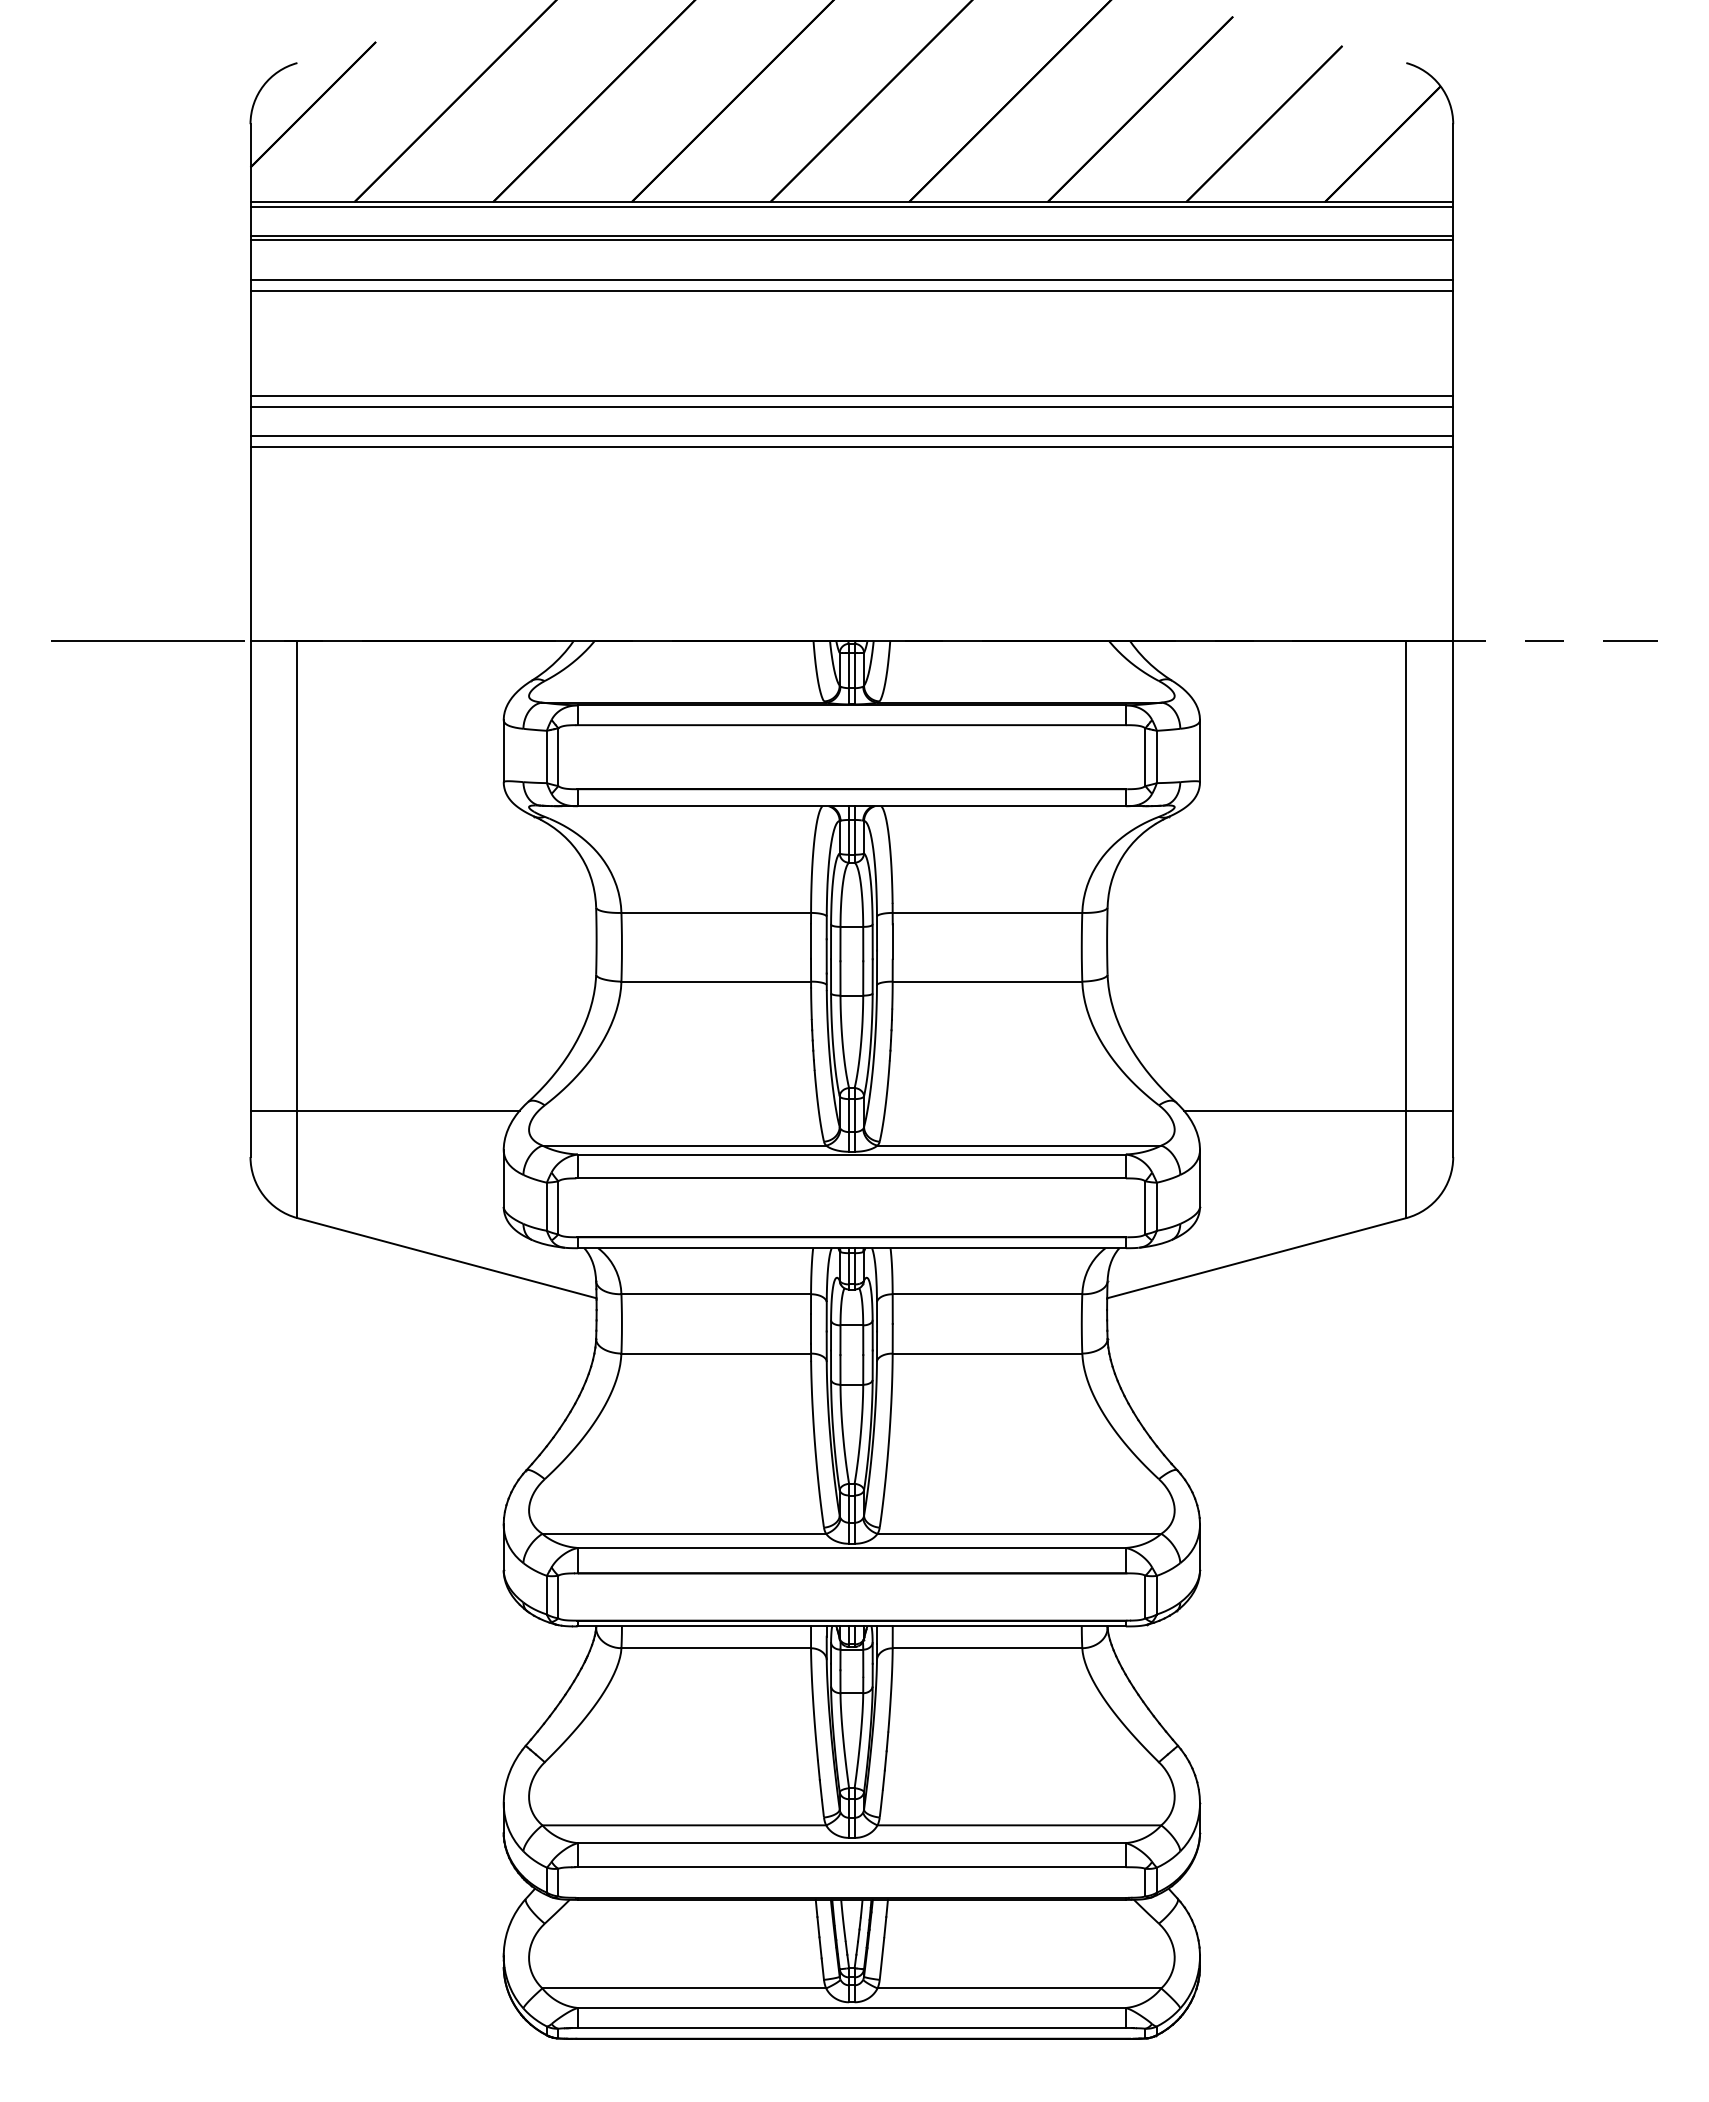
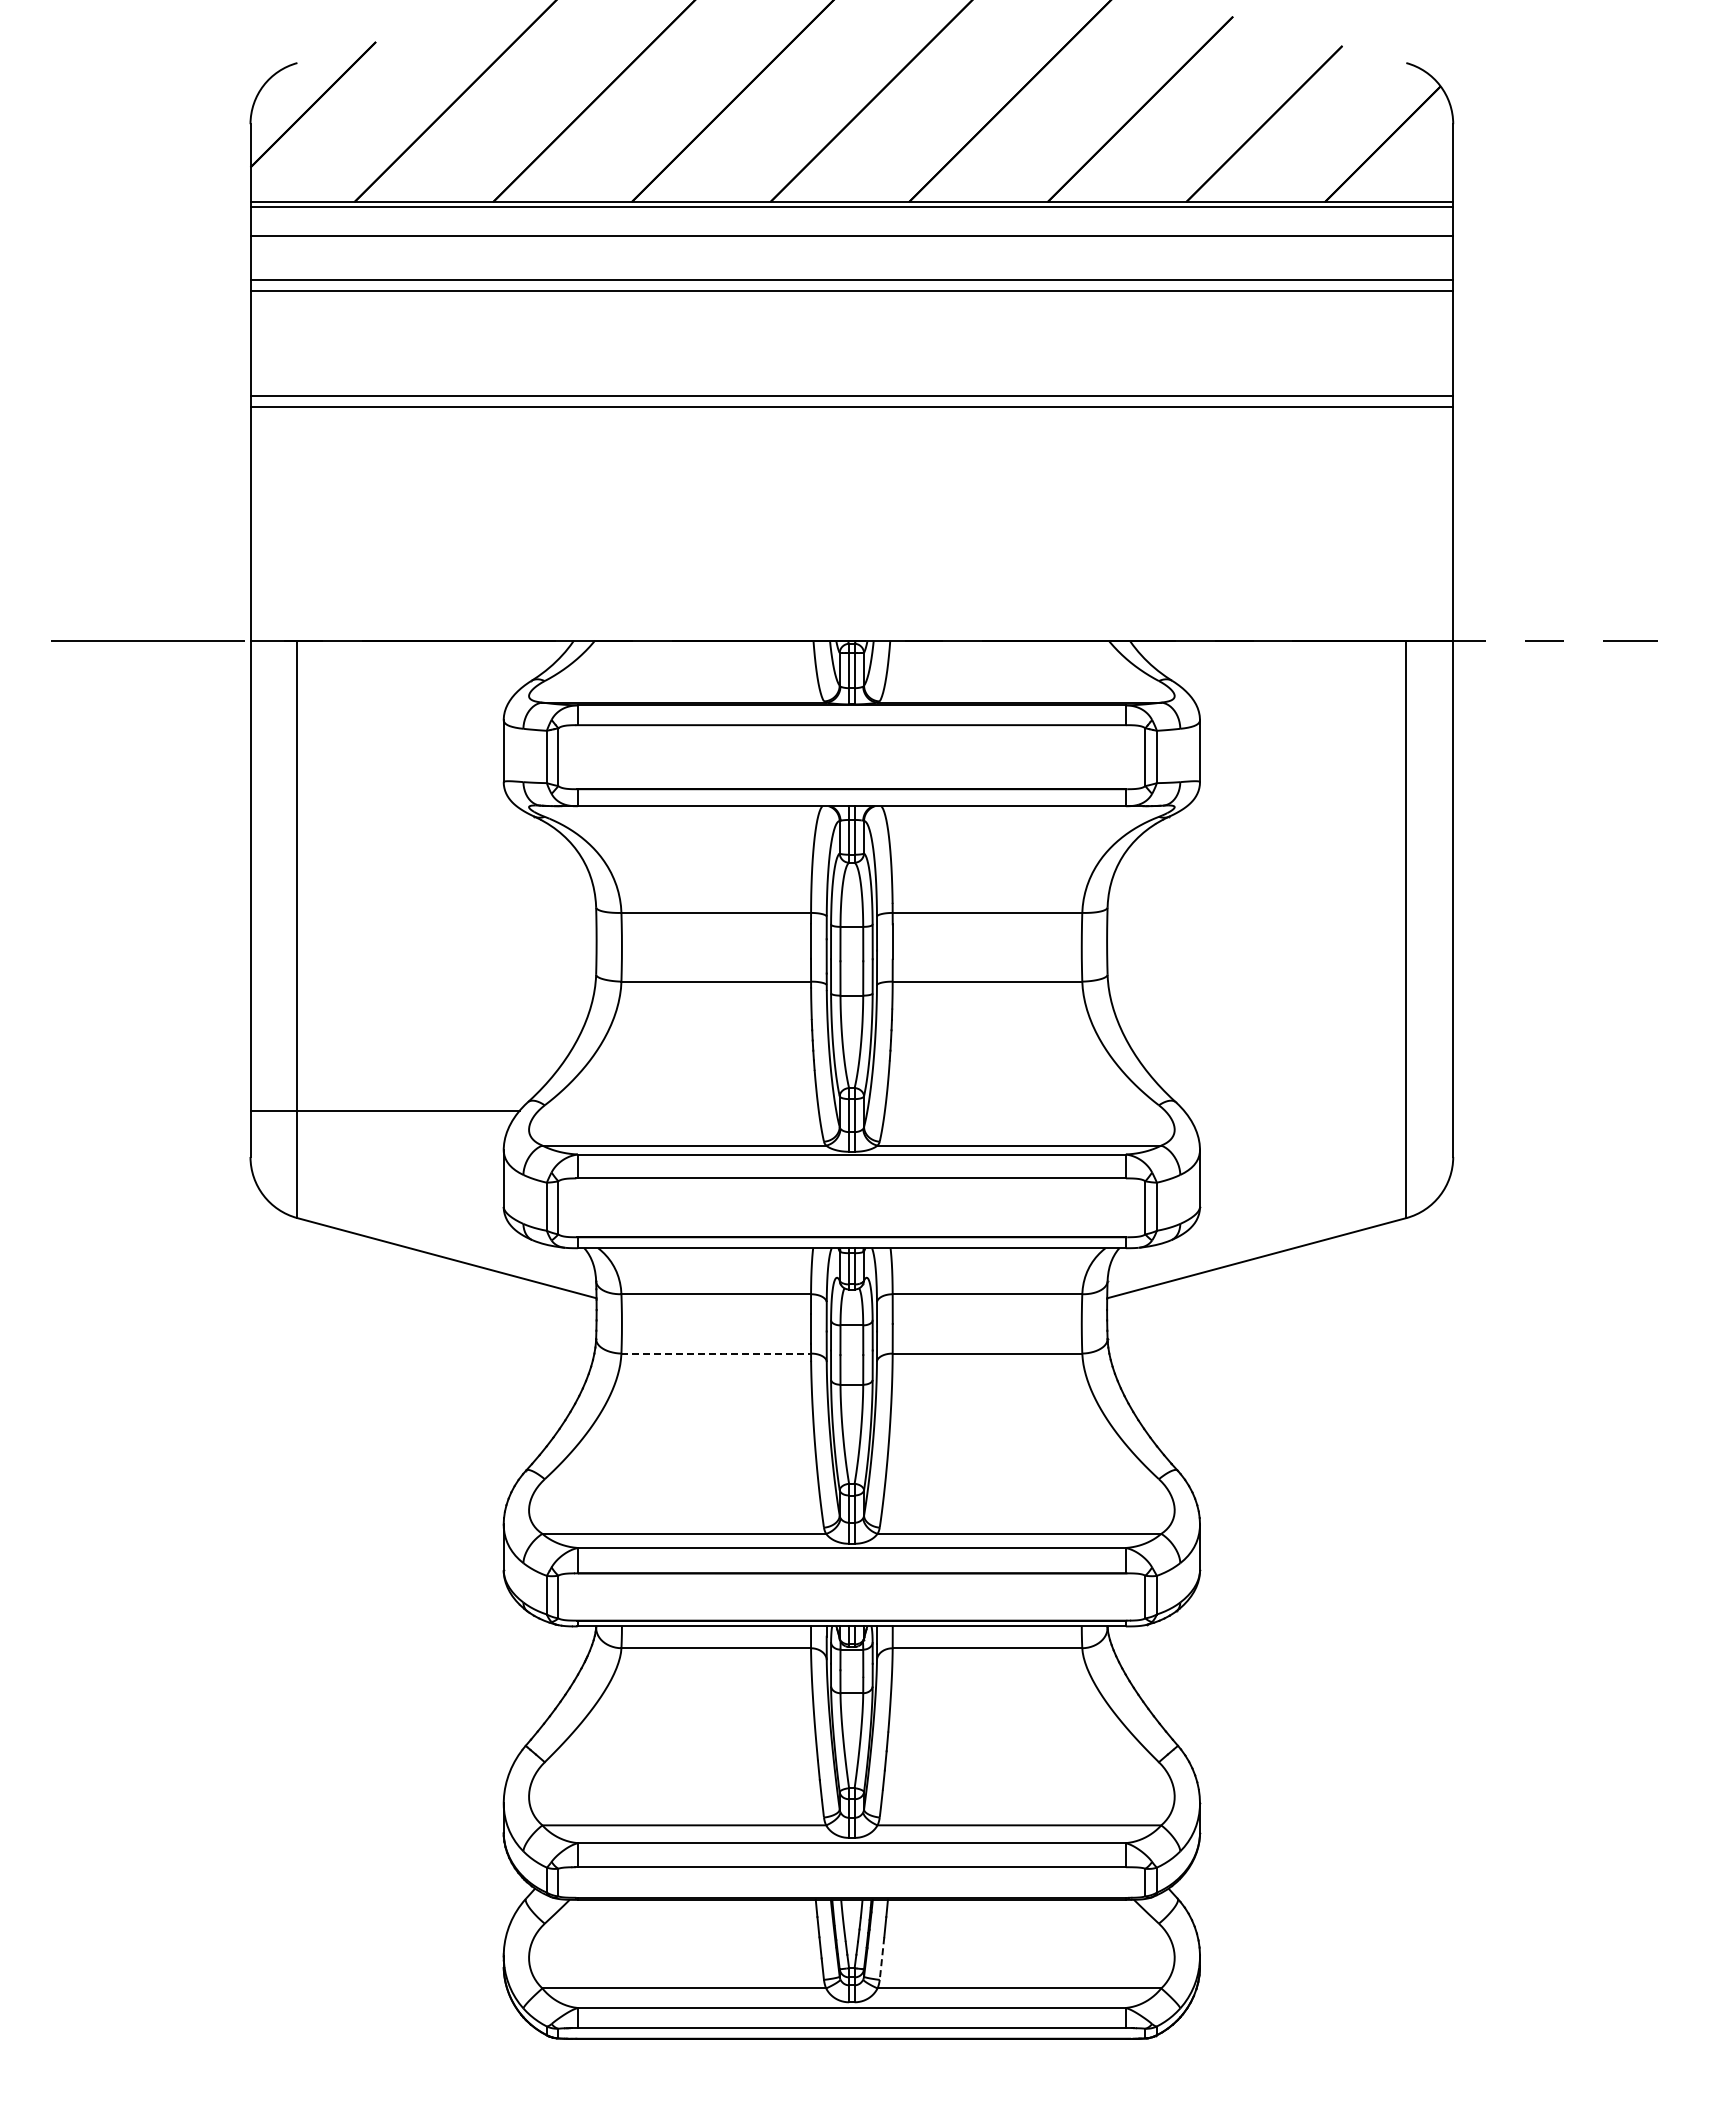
line: present -> none (851, 240)
line: present -> none (851, 435)
line: present -> none (851, 446)
line: present -> none (1318, 1110)
line: solid -> dashed (716, 1353)
line: solid -> dashed (881, 1959)
